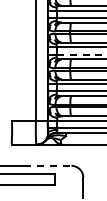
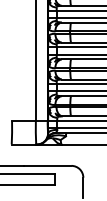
line: dashed -> solid (81, 54)
line: dashed -> solid (47, 165)
